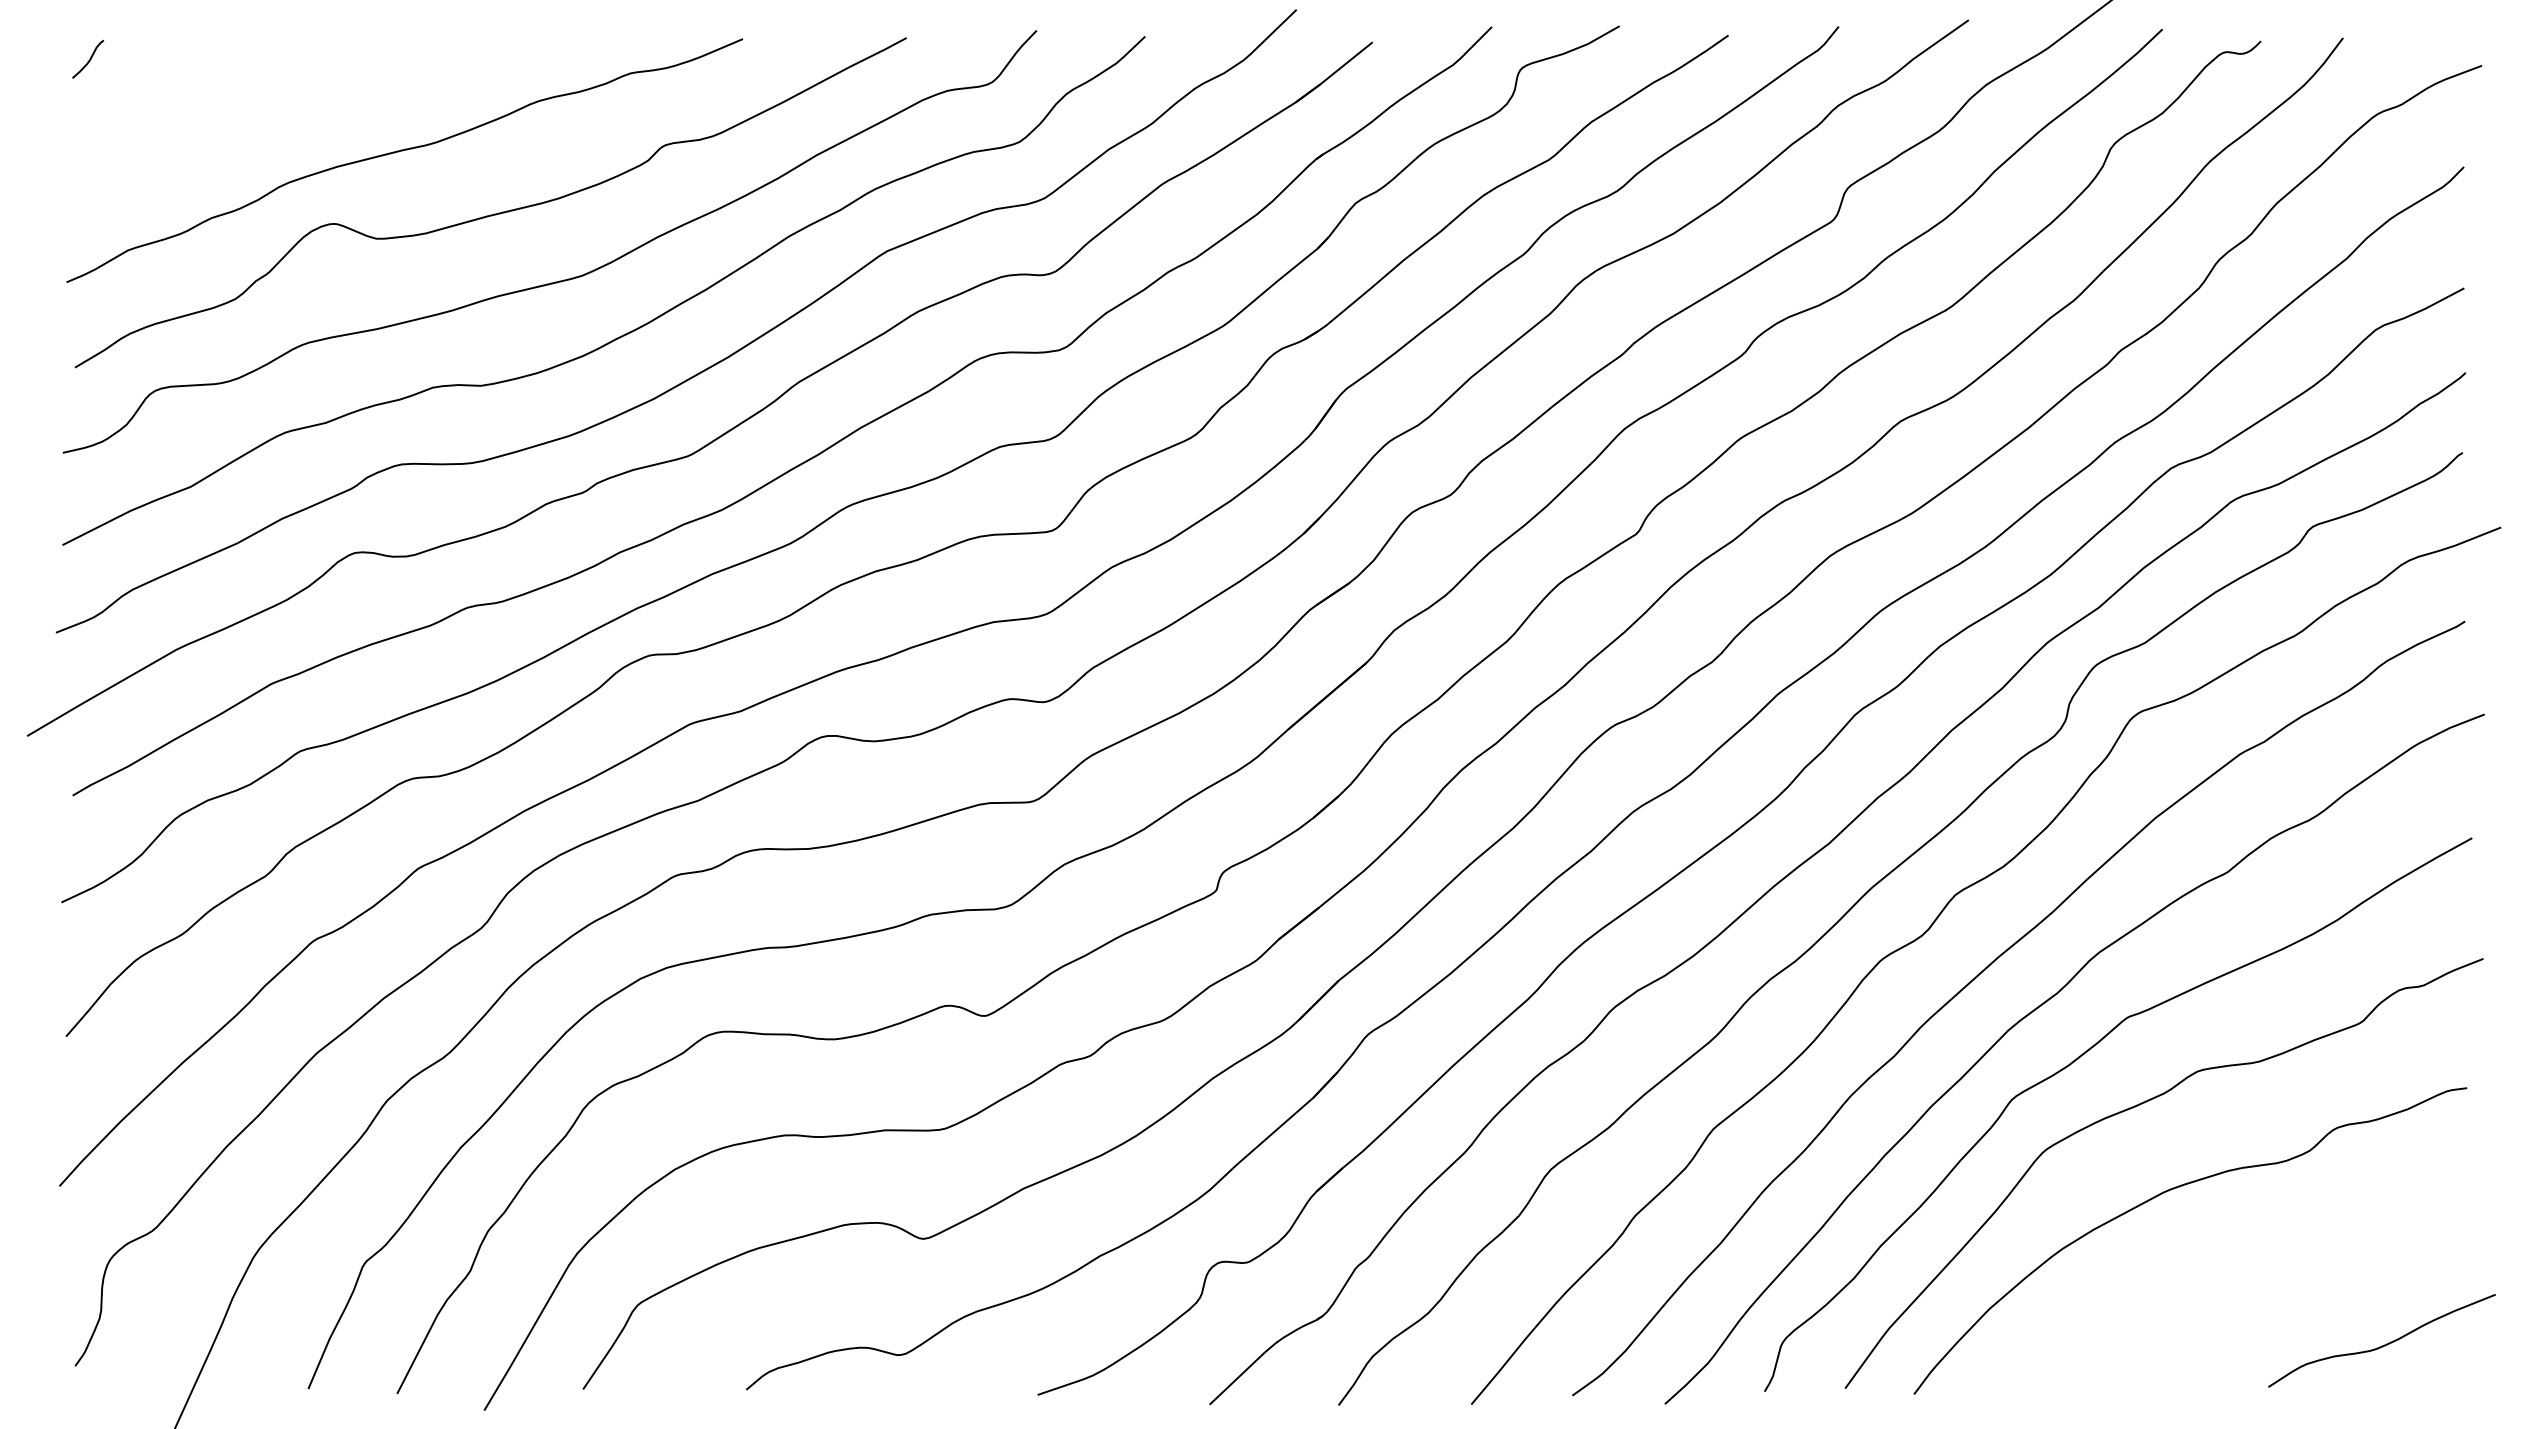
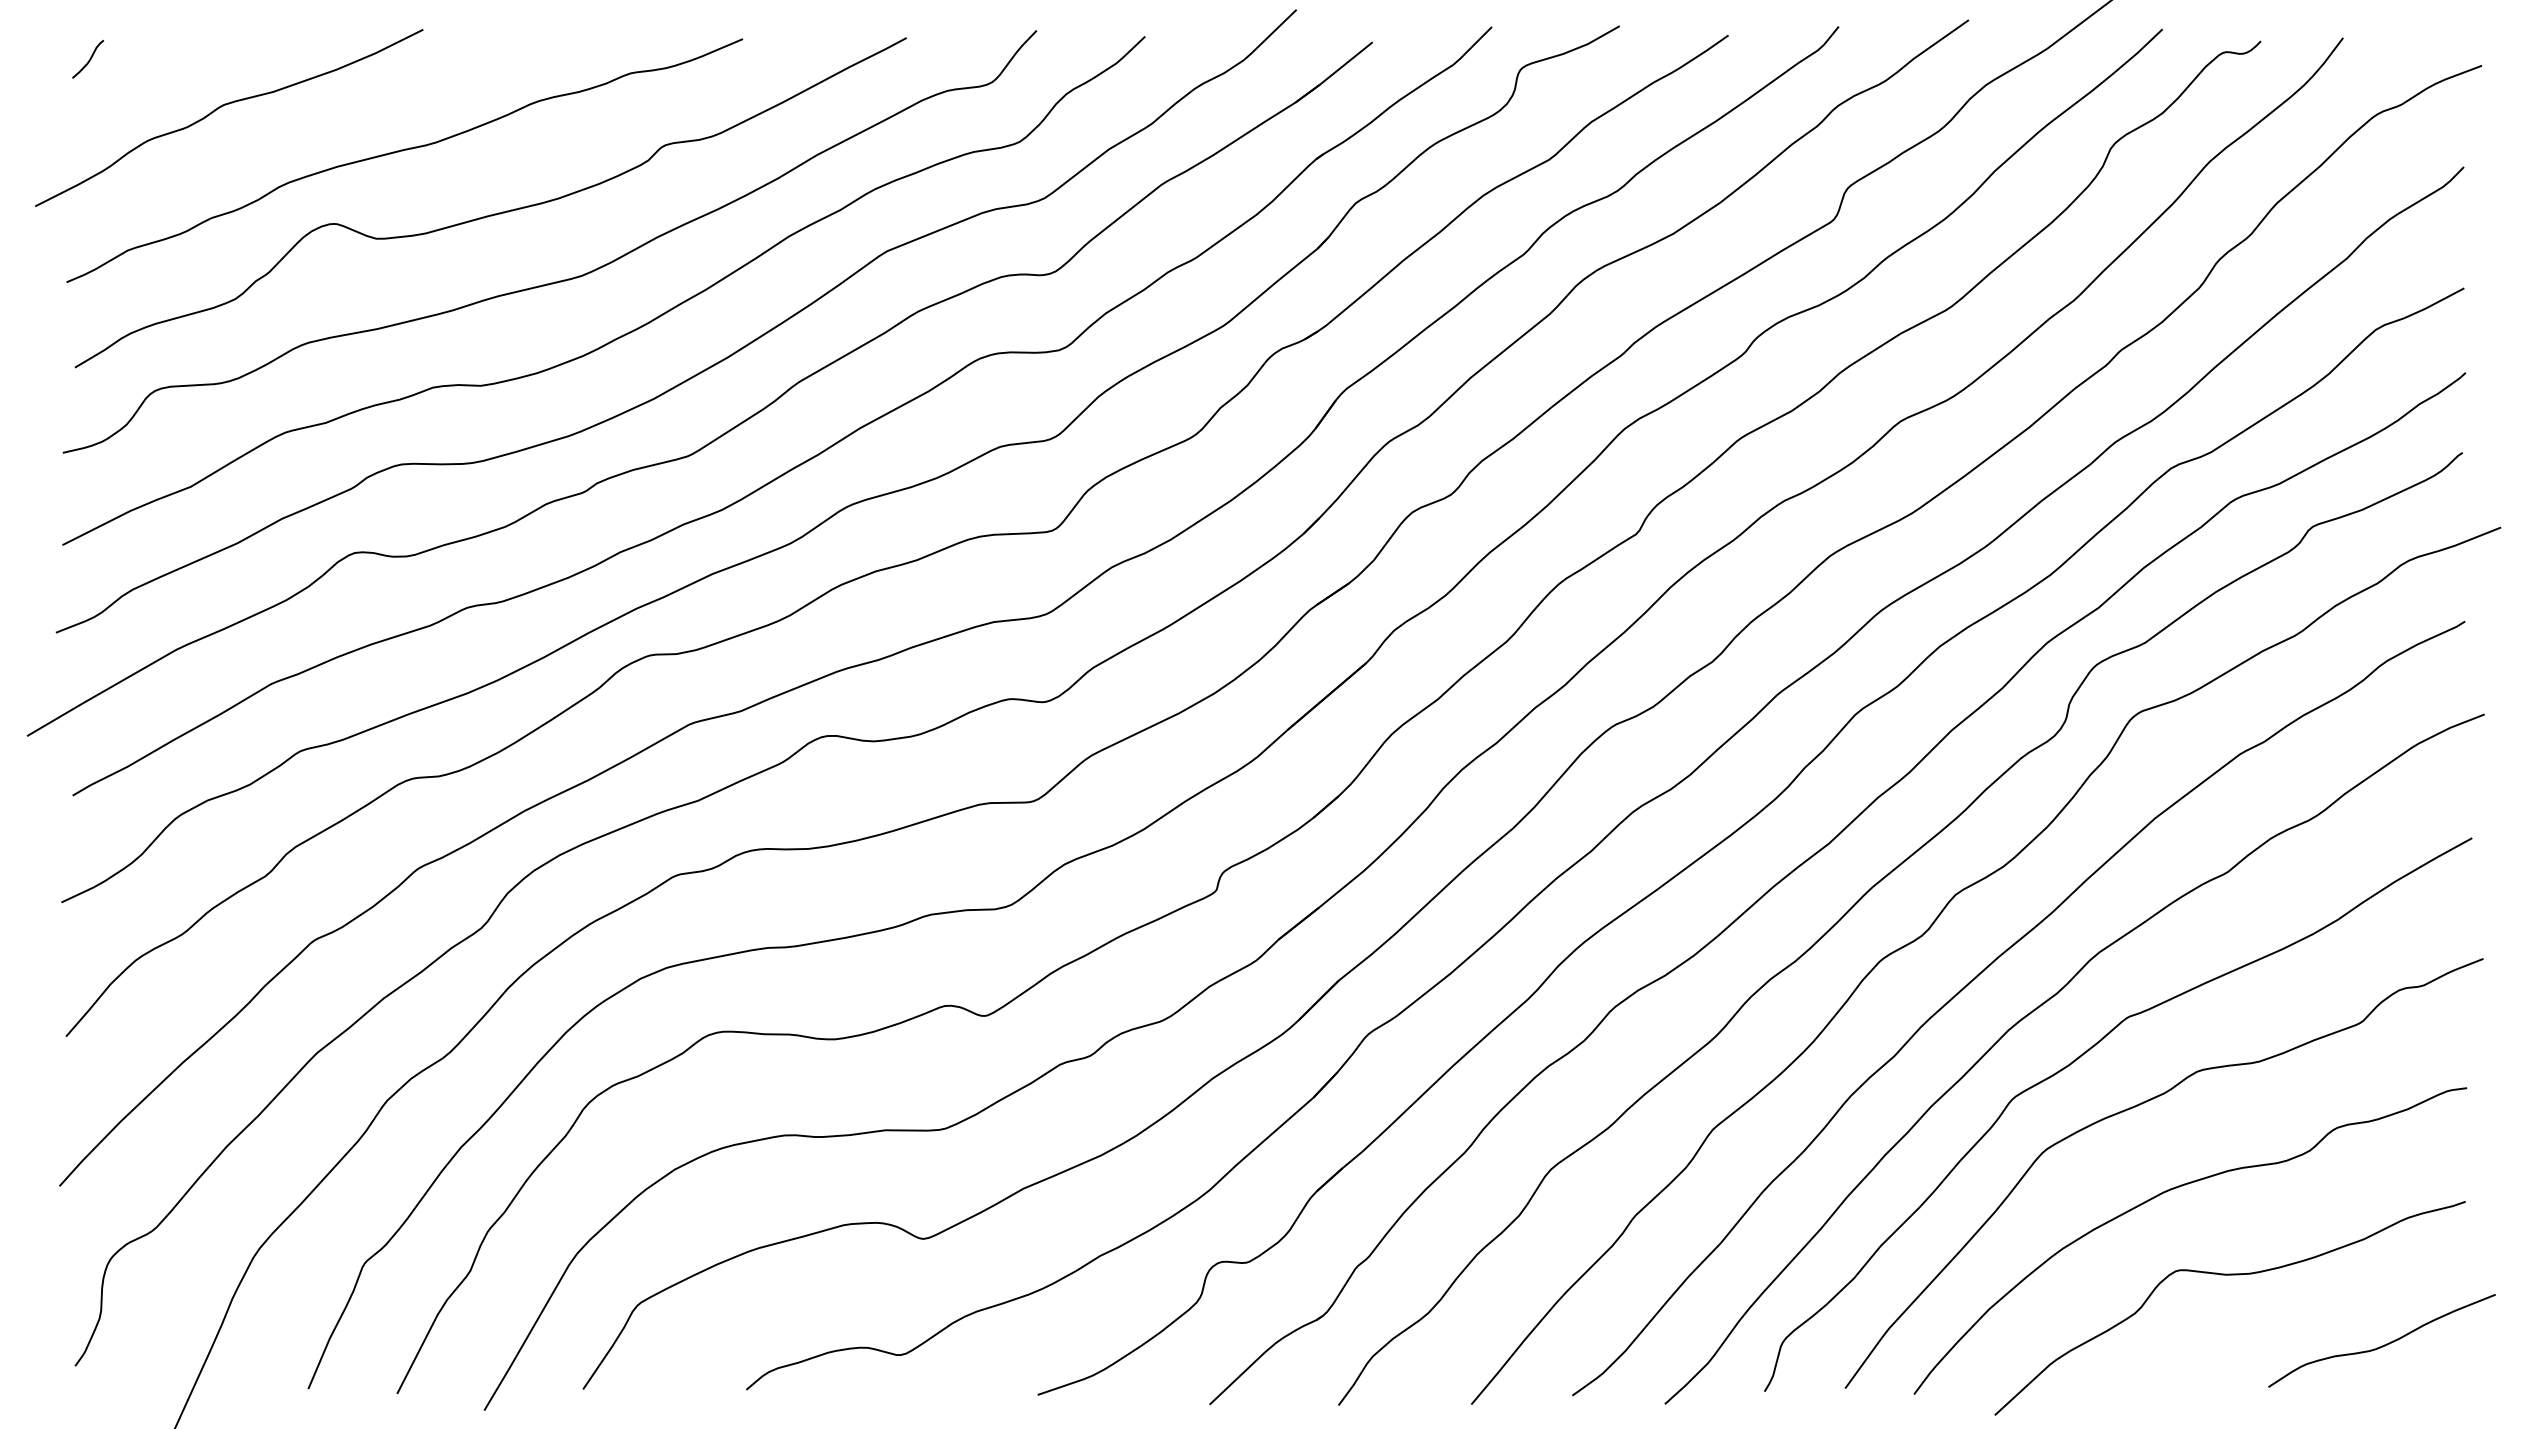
curve: none -> present (226, 105)
curve: none -> present (2229, 1275)
